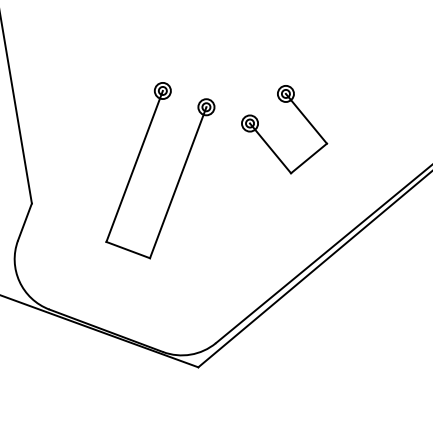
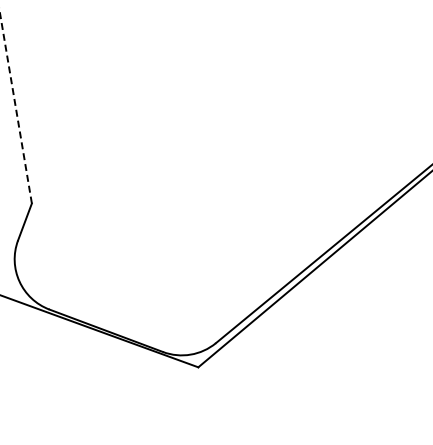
line: solid -> dashed (15, 107)
part: present -> none (266, 141)
part: present -> none (178, 178)
